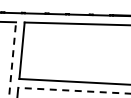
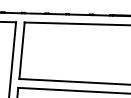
line: dashed -> solid (12, 60)
line: dashed -> solid (74, 90)
